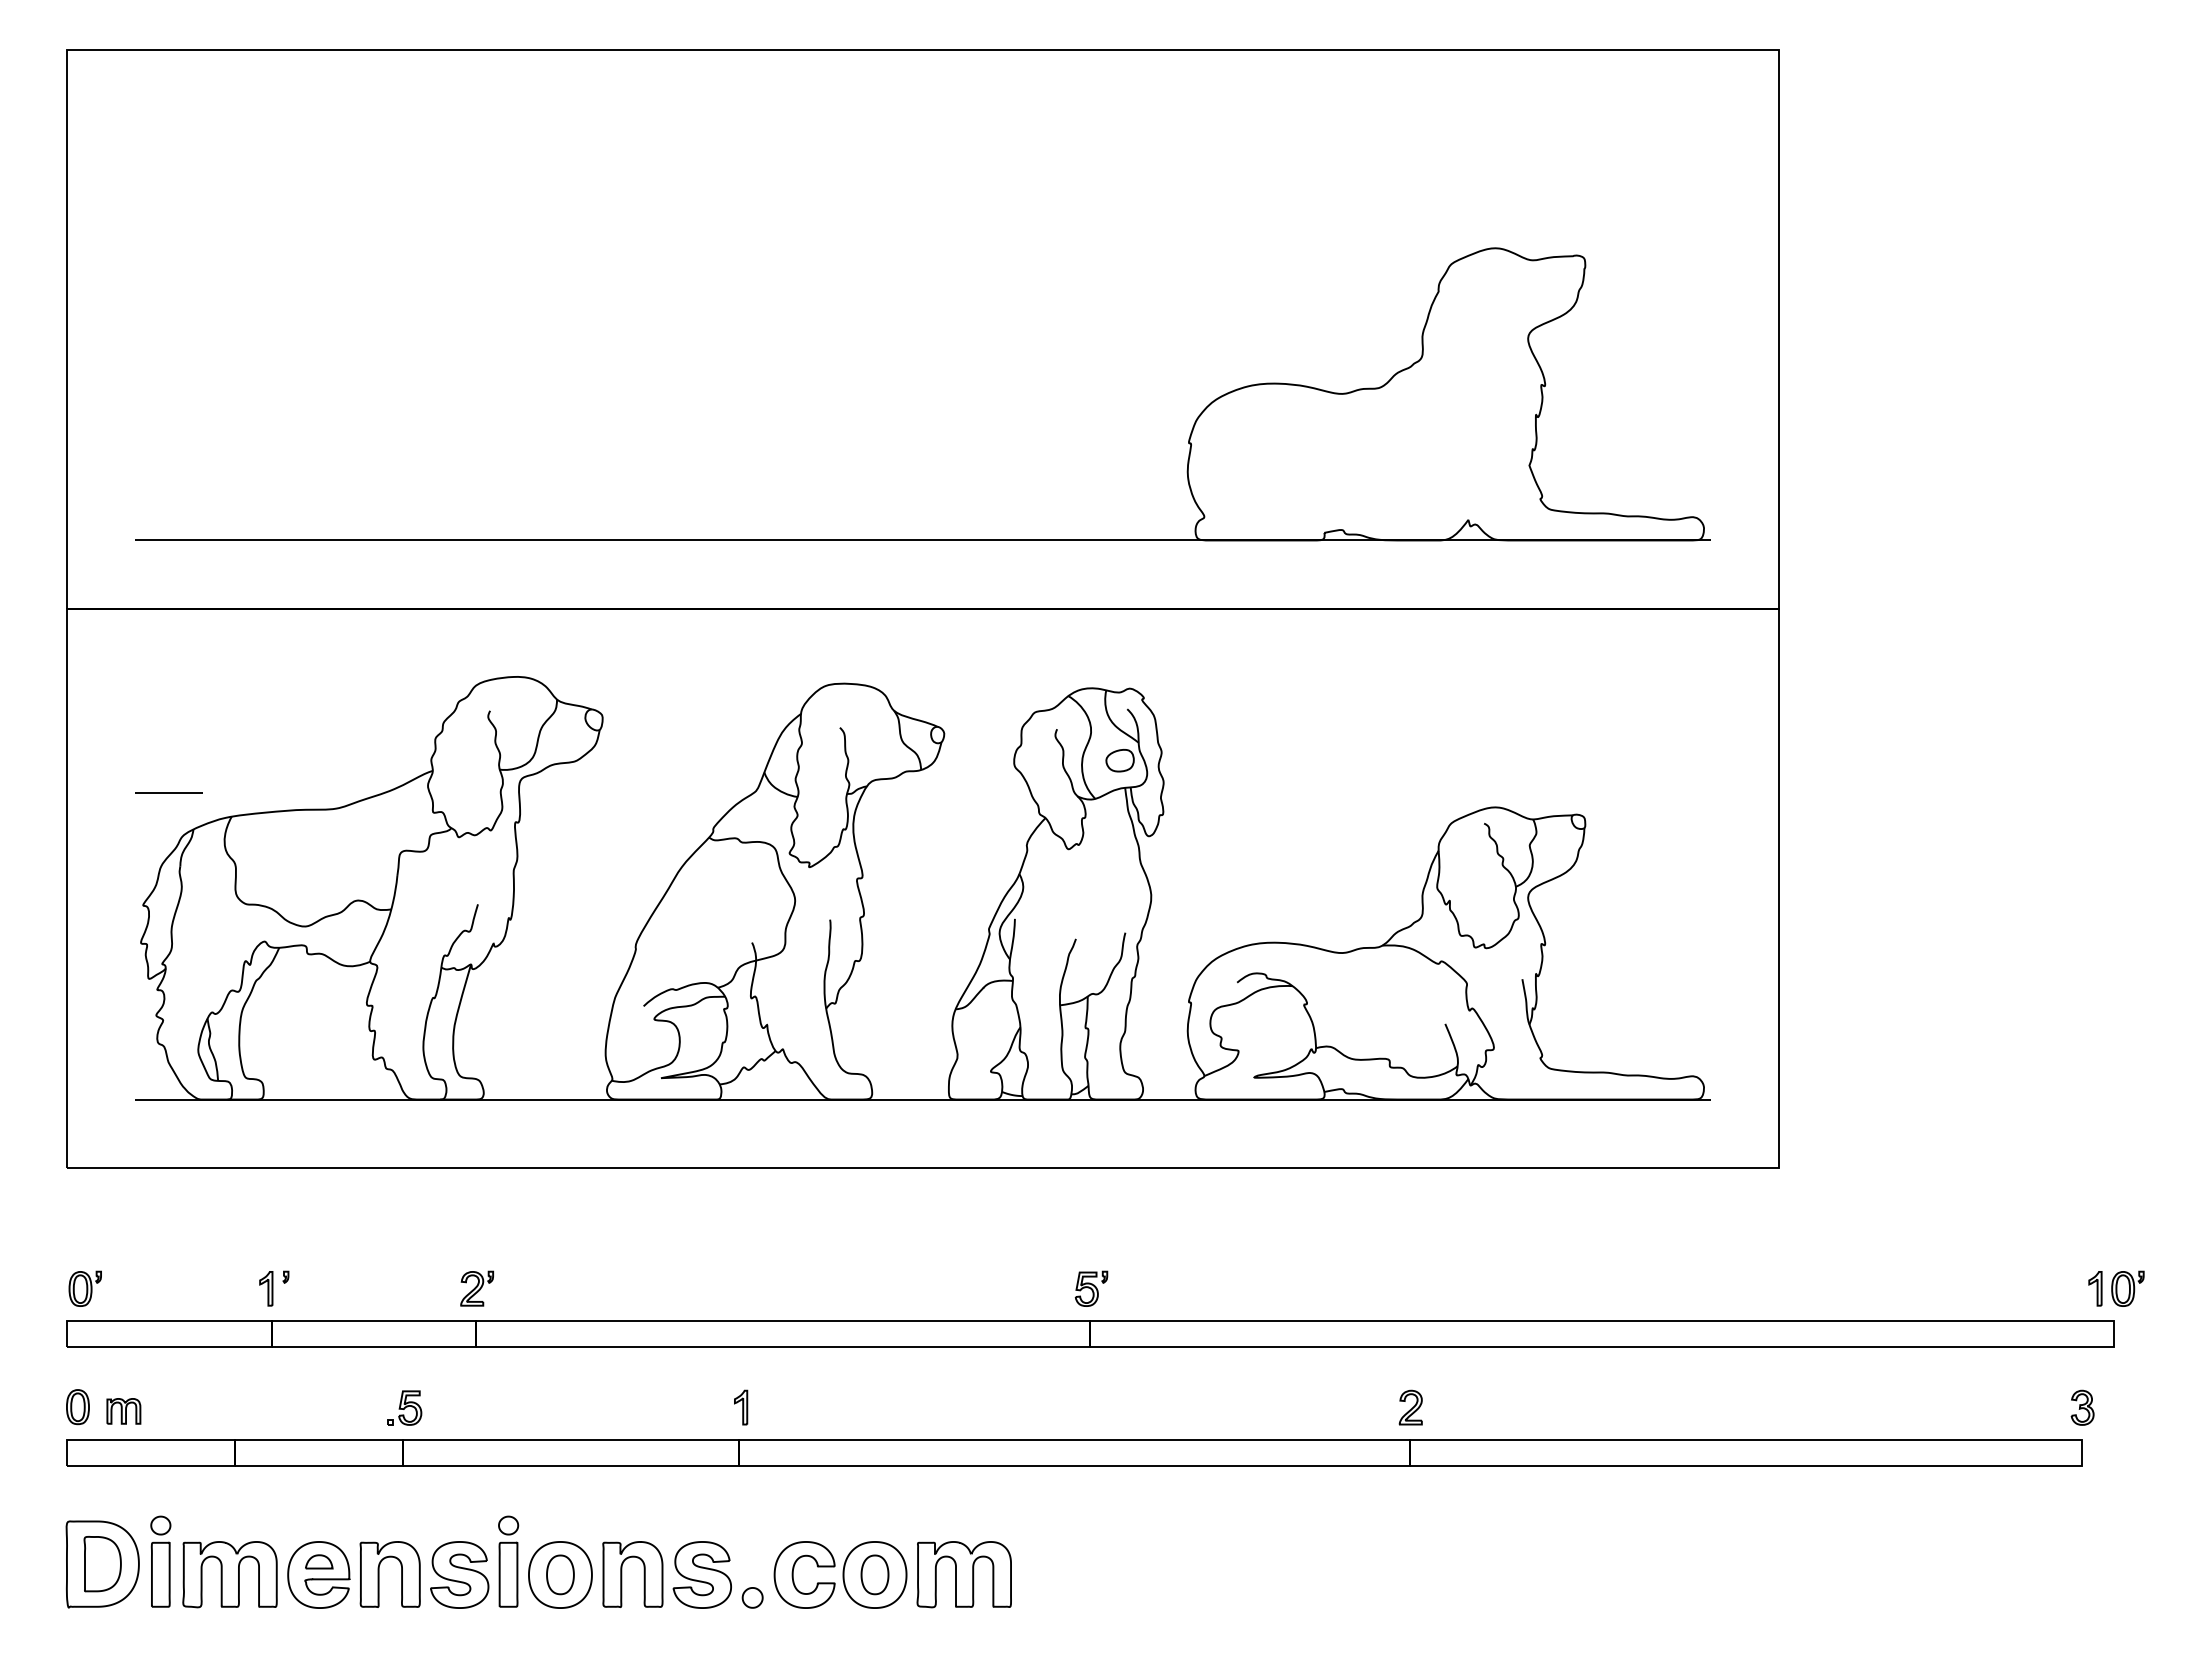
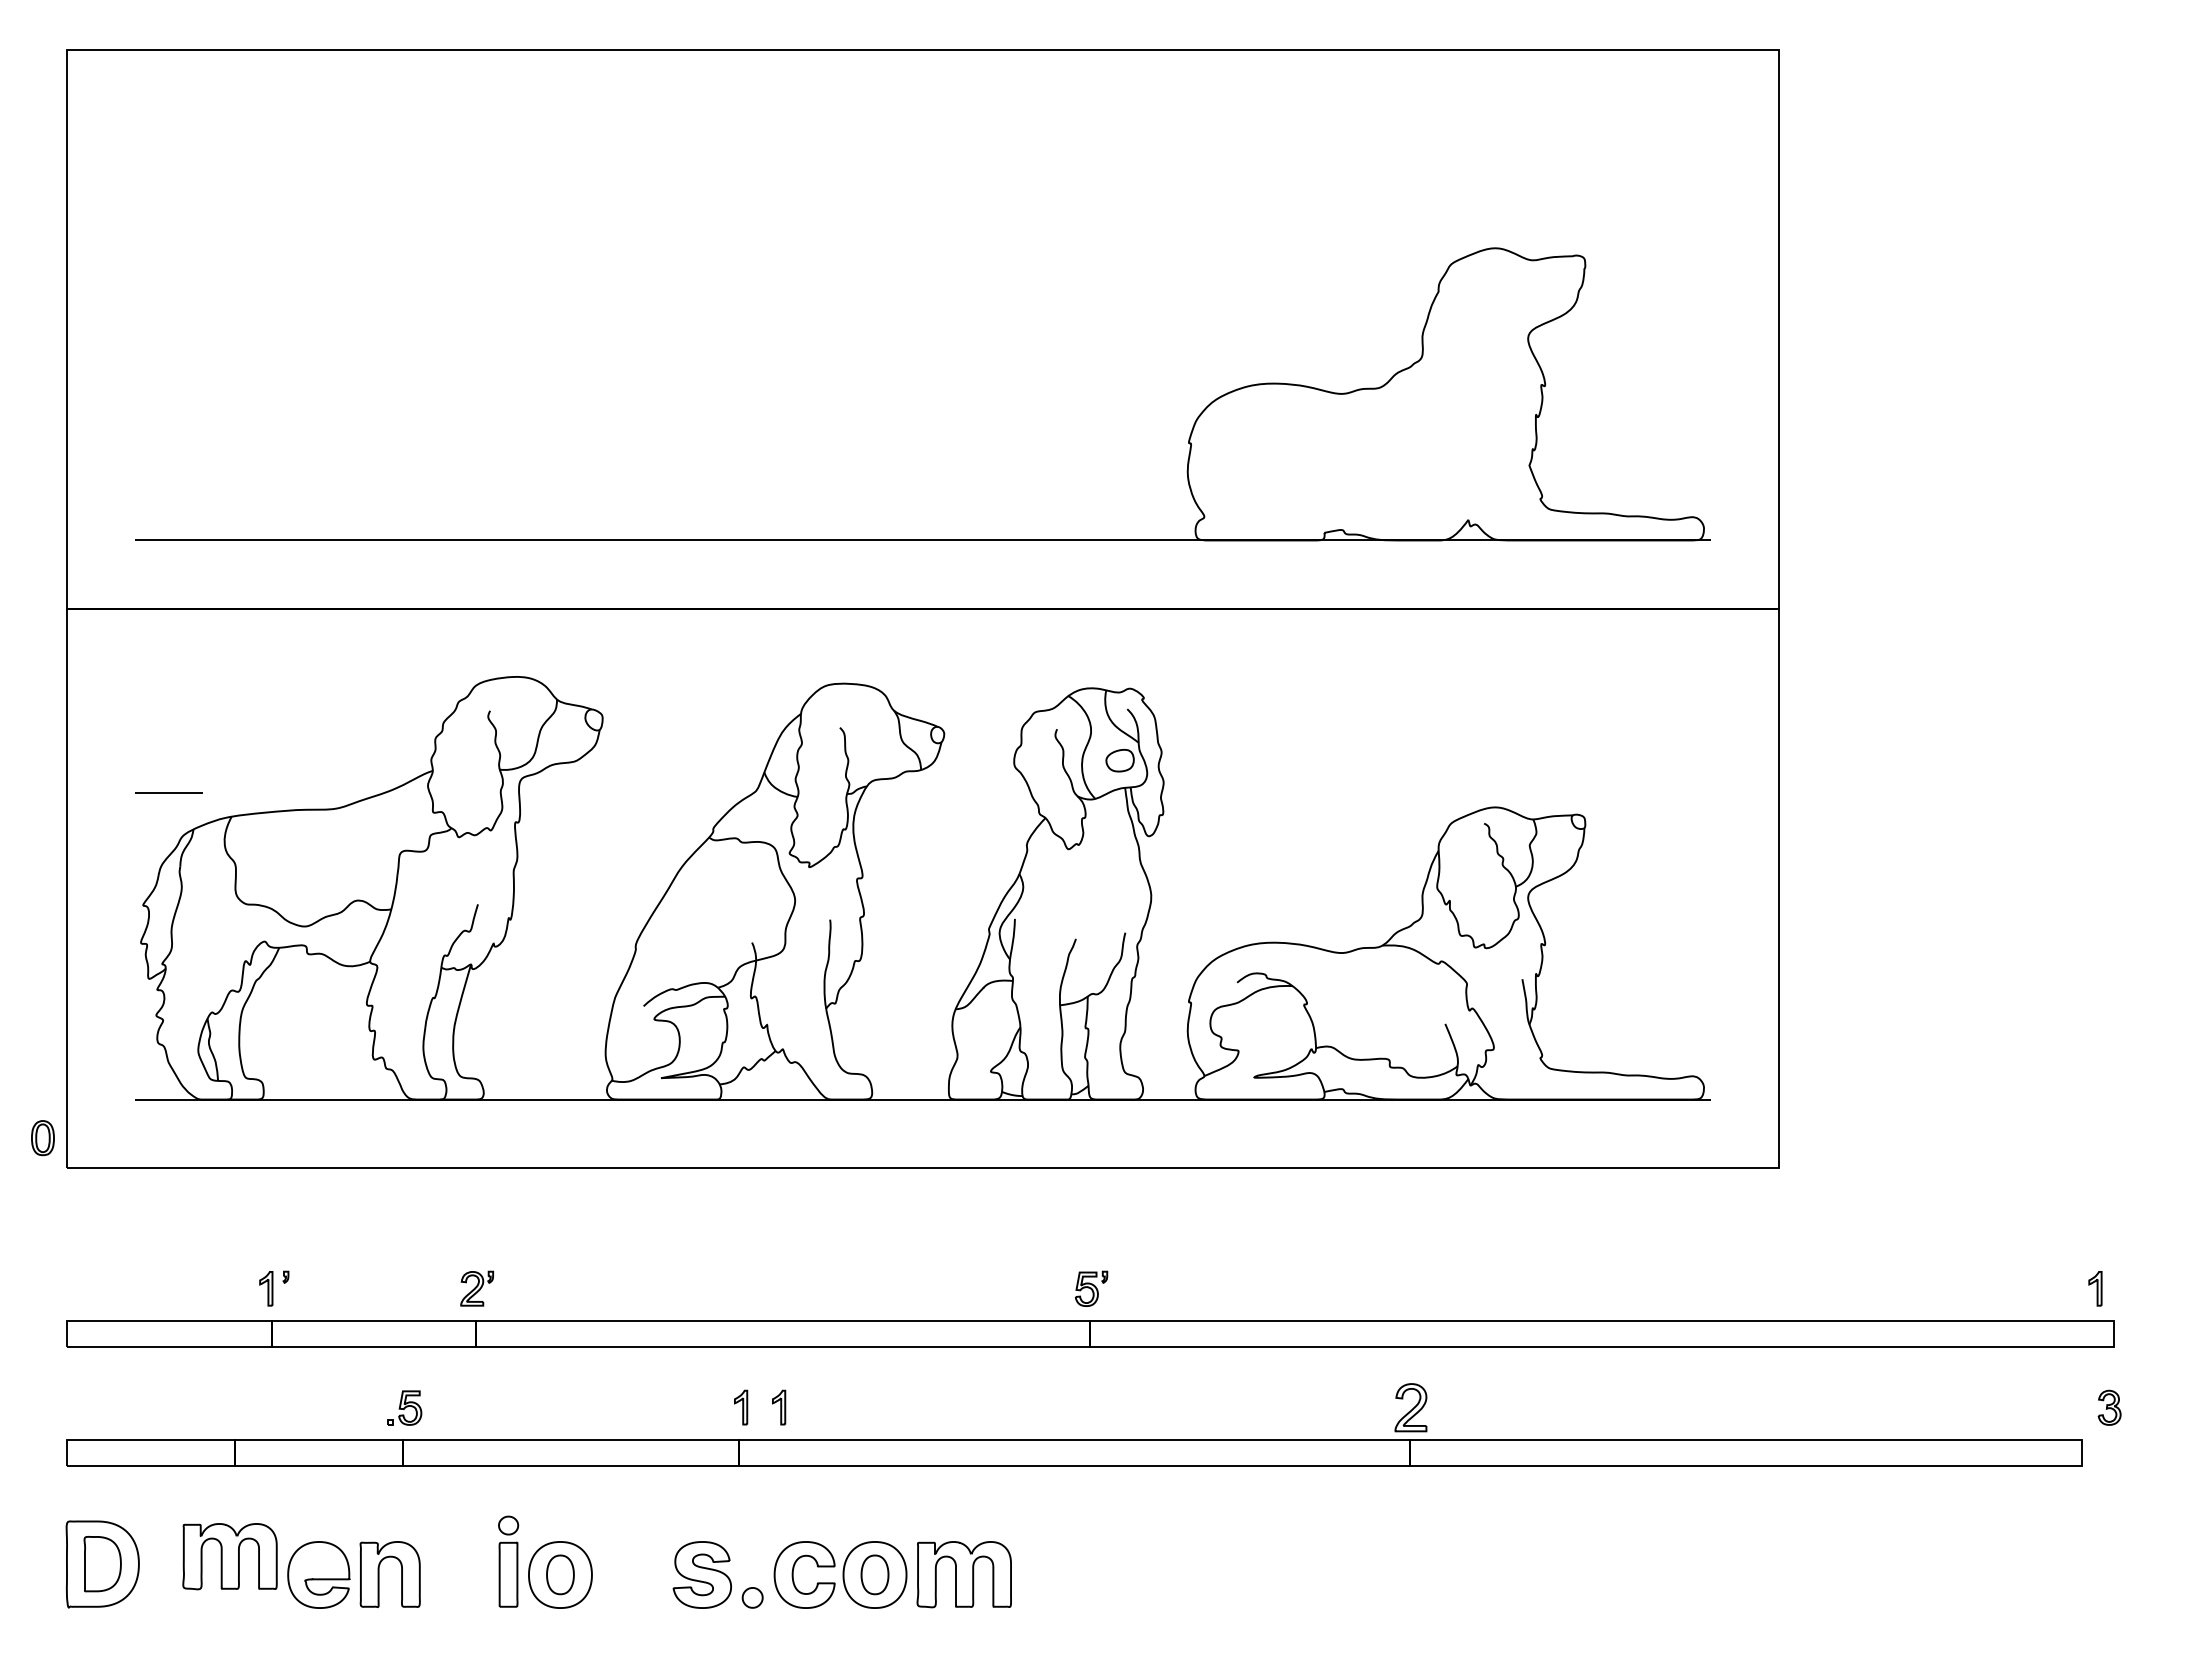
part: present -> none (84, 1288)
part: present -> none (2127, 1288)
part position: (77, 1407) -> (42, 1138) (42, 1138)
part: none -> present (779, 1407)
part size: 25x37 px -> 34x50 px (1410, 1407)
part position: (2082, 1407) -> (2109, 1407) (2109, 1407)
part: present -> none (123, 1411)
part: present -> none (160, 1561)
part: present -> none (319, 1561)
part position: (229, 1574) -> (229, 1556) (229, 1556)
part: present -> none (459, 1574)
part: present -> none (622, 1574)
